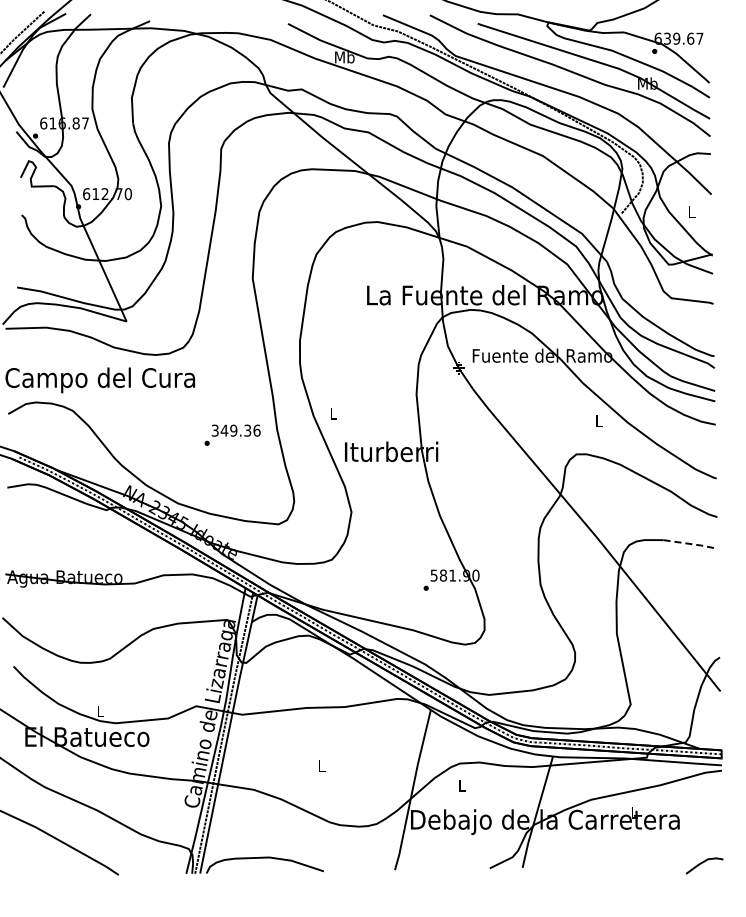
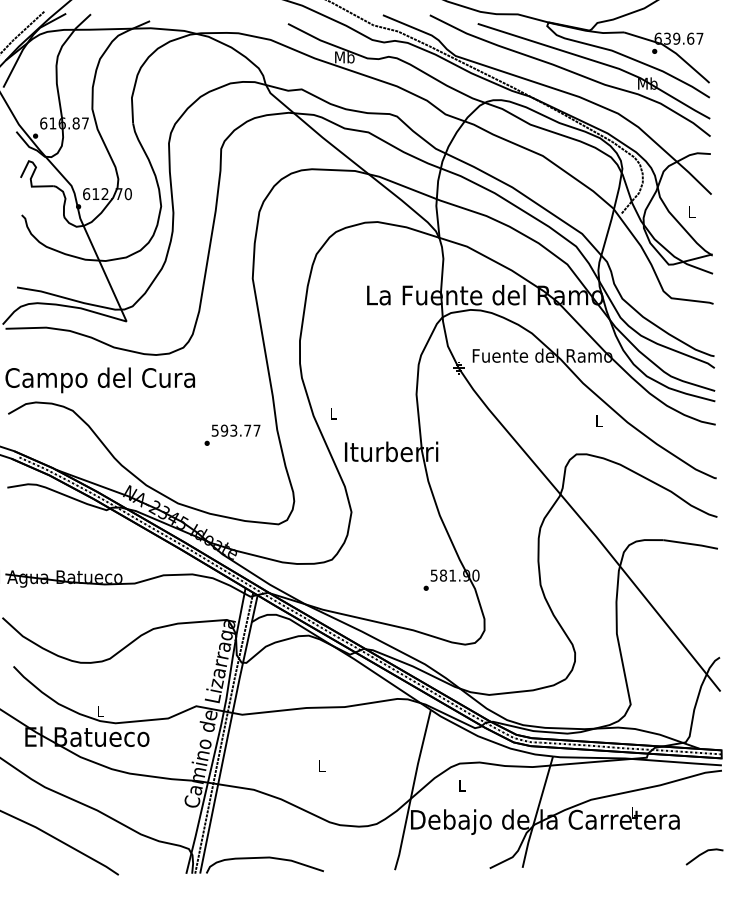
text: 349.36 -> 593.77 (236, 430)
line: dashed -> solid (691, 544)
line position: (702, 863) -> (702, 854) (702, 854)
